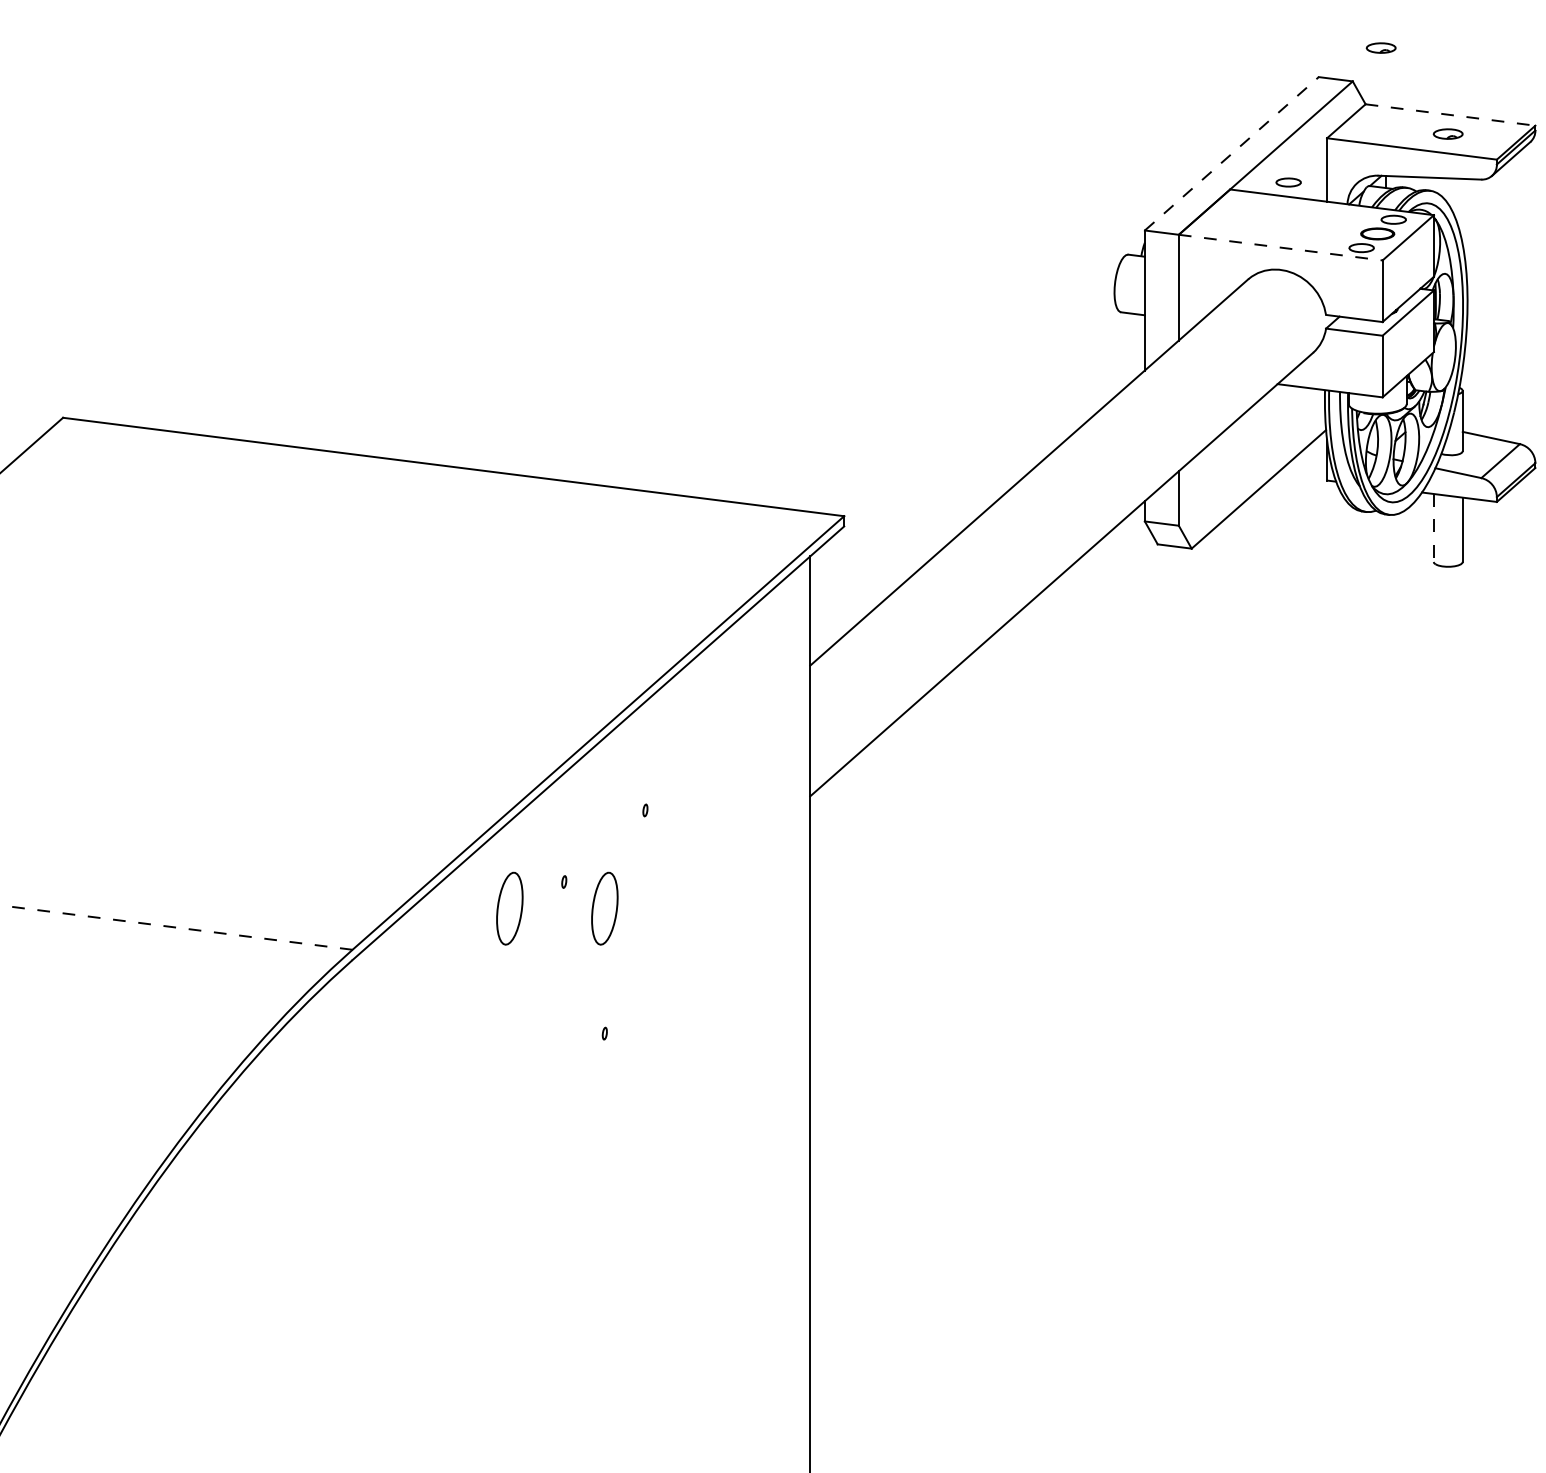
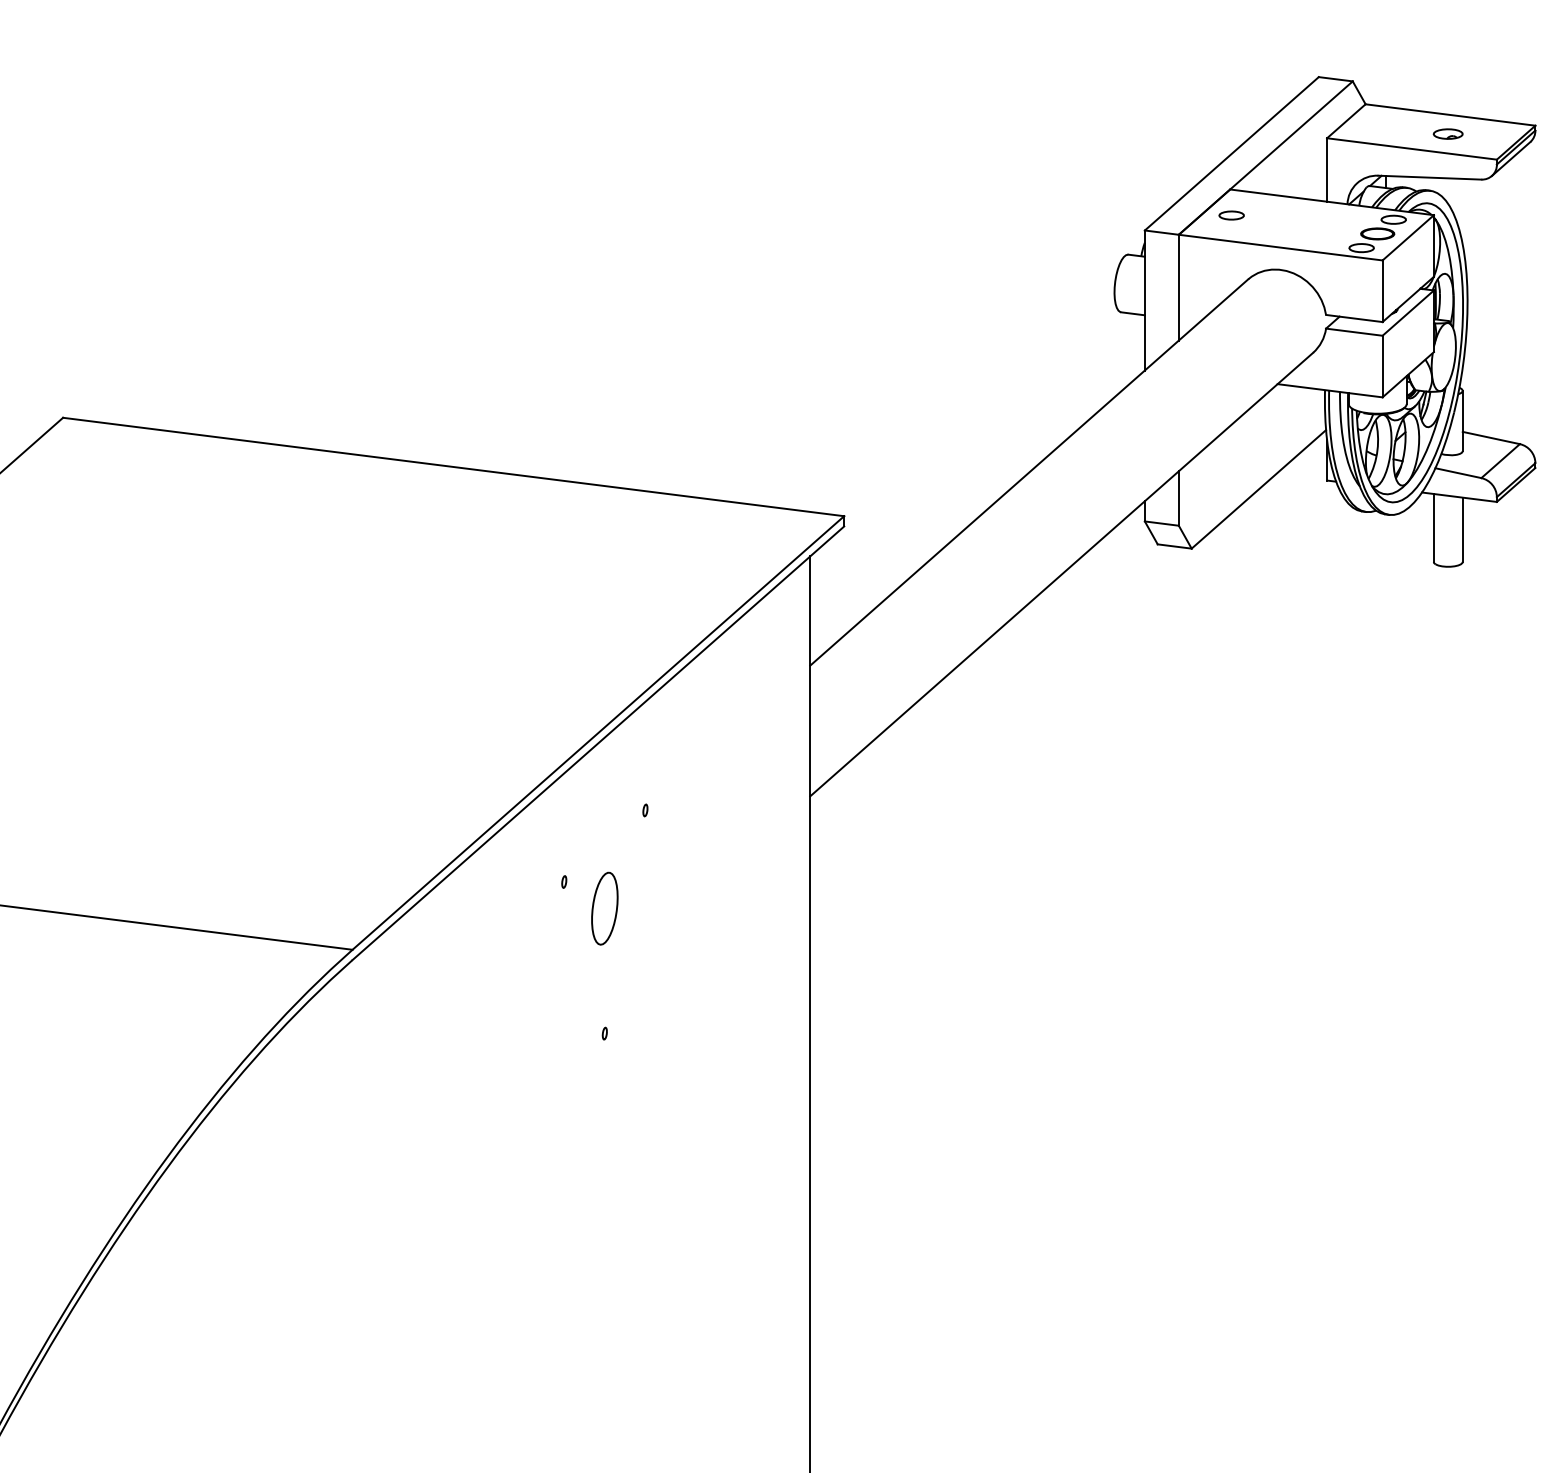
part: present -> none (1380, 47)
line: dashed -> solid (1450, 115)
line: dashed -> solid (1231, 153)
part position: (1288, 182) -> (1231, 215) (1231, 215)
line: dashed -> solid (1280, 247)
line: dashed -> solid (1433, 527)
part: present -> none (509, 908)
line: dashed -> solid (176, 927)
